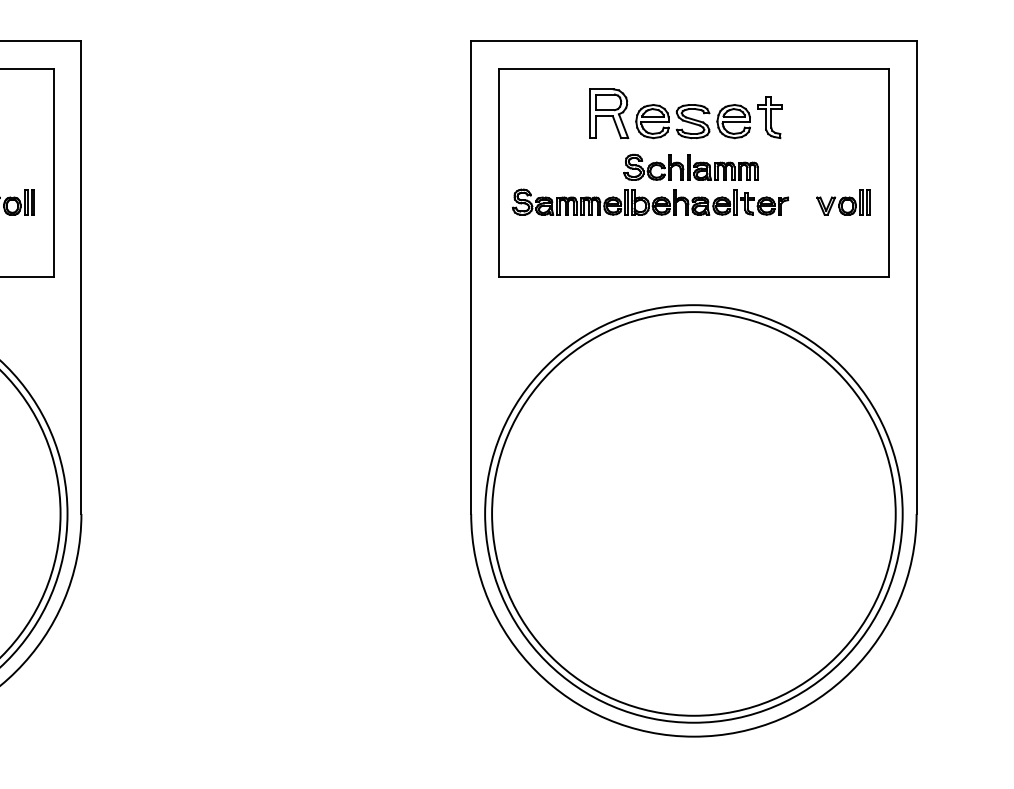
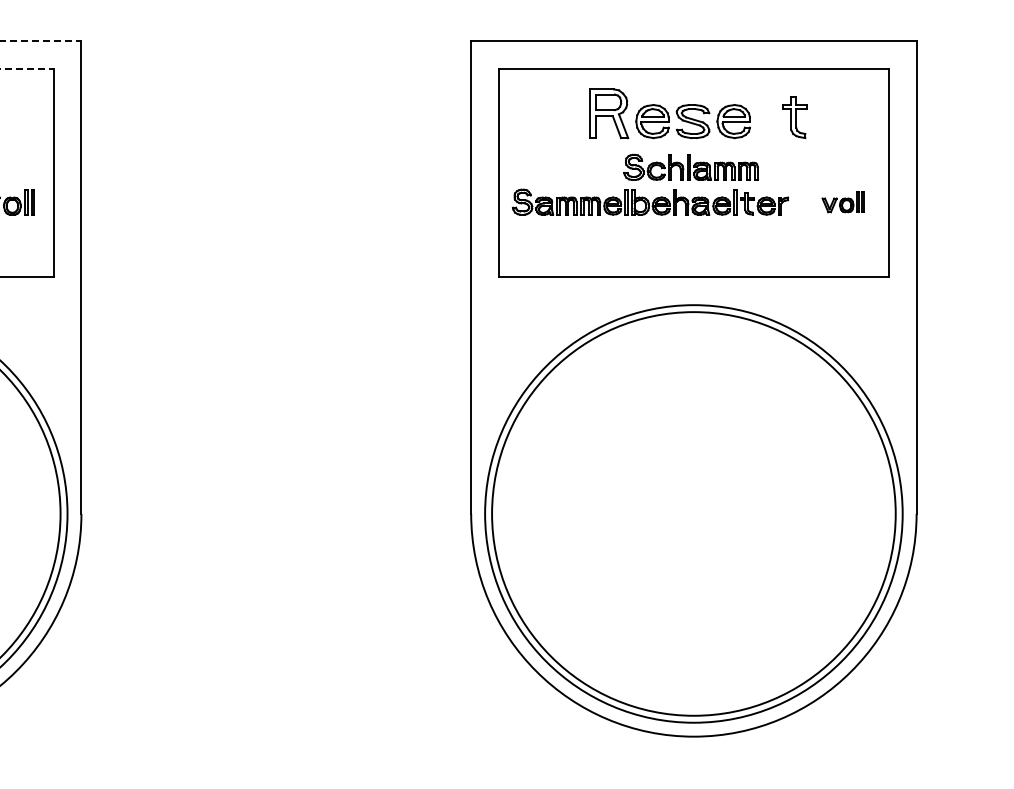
line: solid -> dashed (41, 40)
line: solid -> dashed (27, 68)
part position: (769, 117) -> (794, 117) (794, 117)
part size: 55x27 px -> 44x23 px (842, 202)
